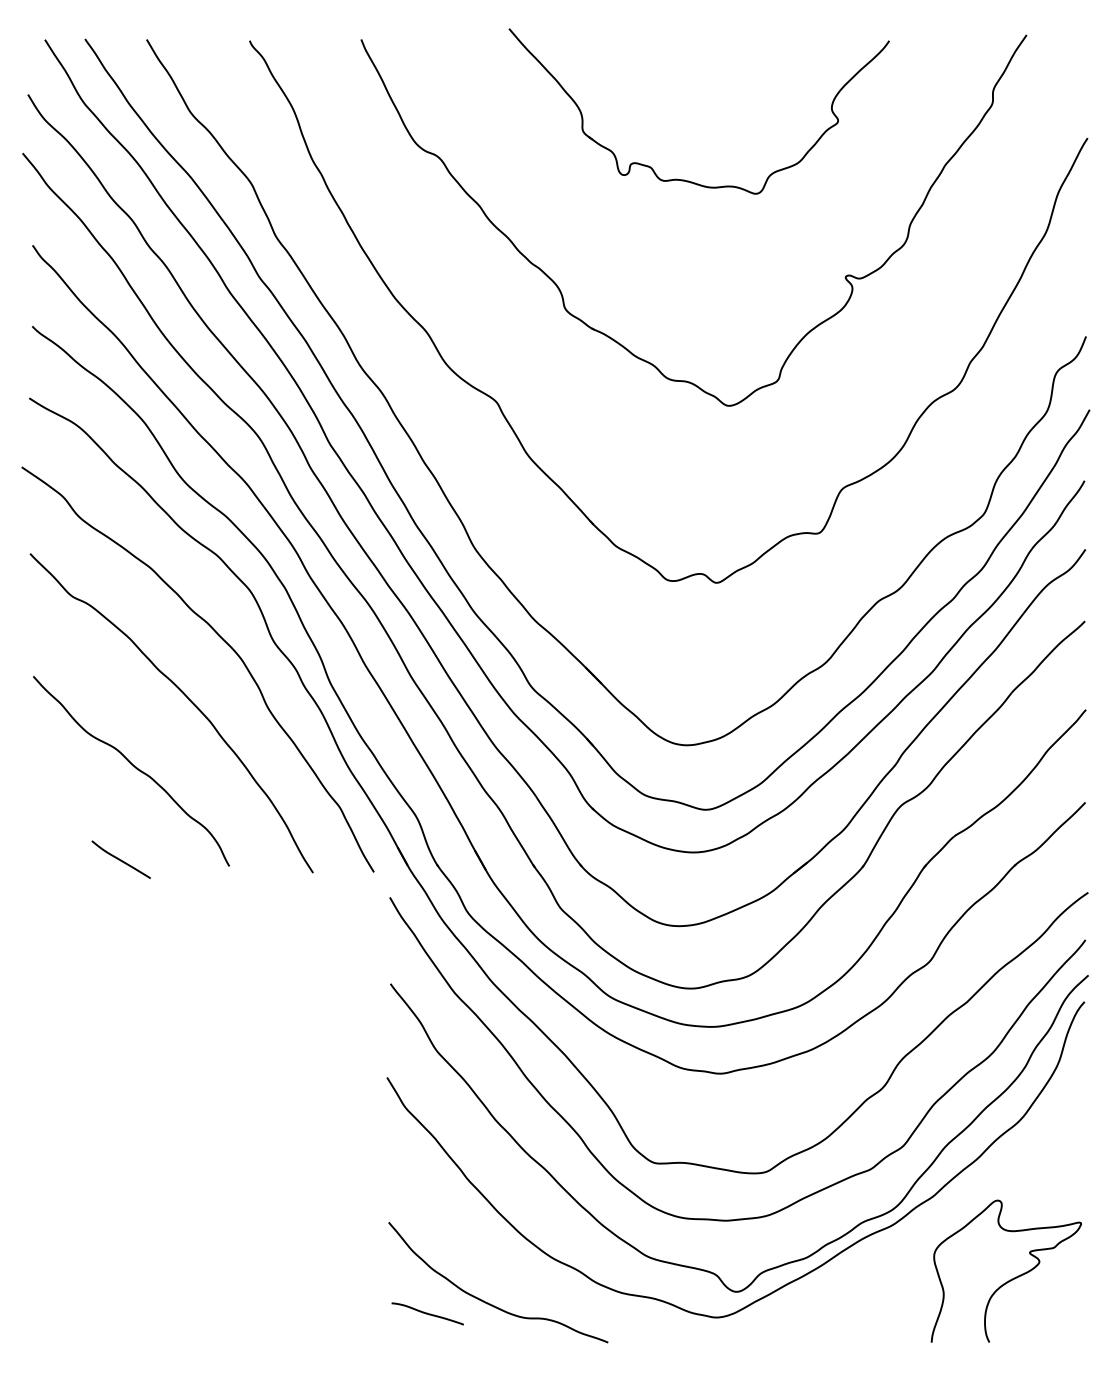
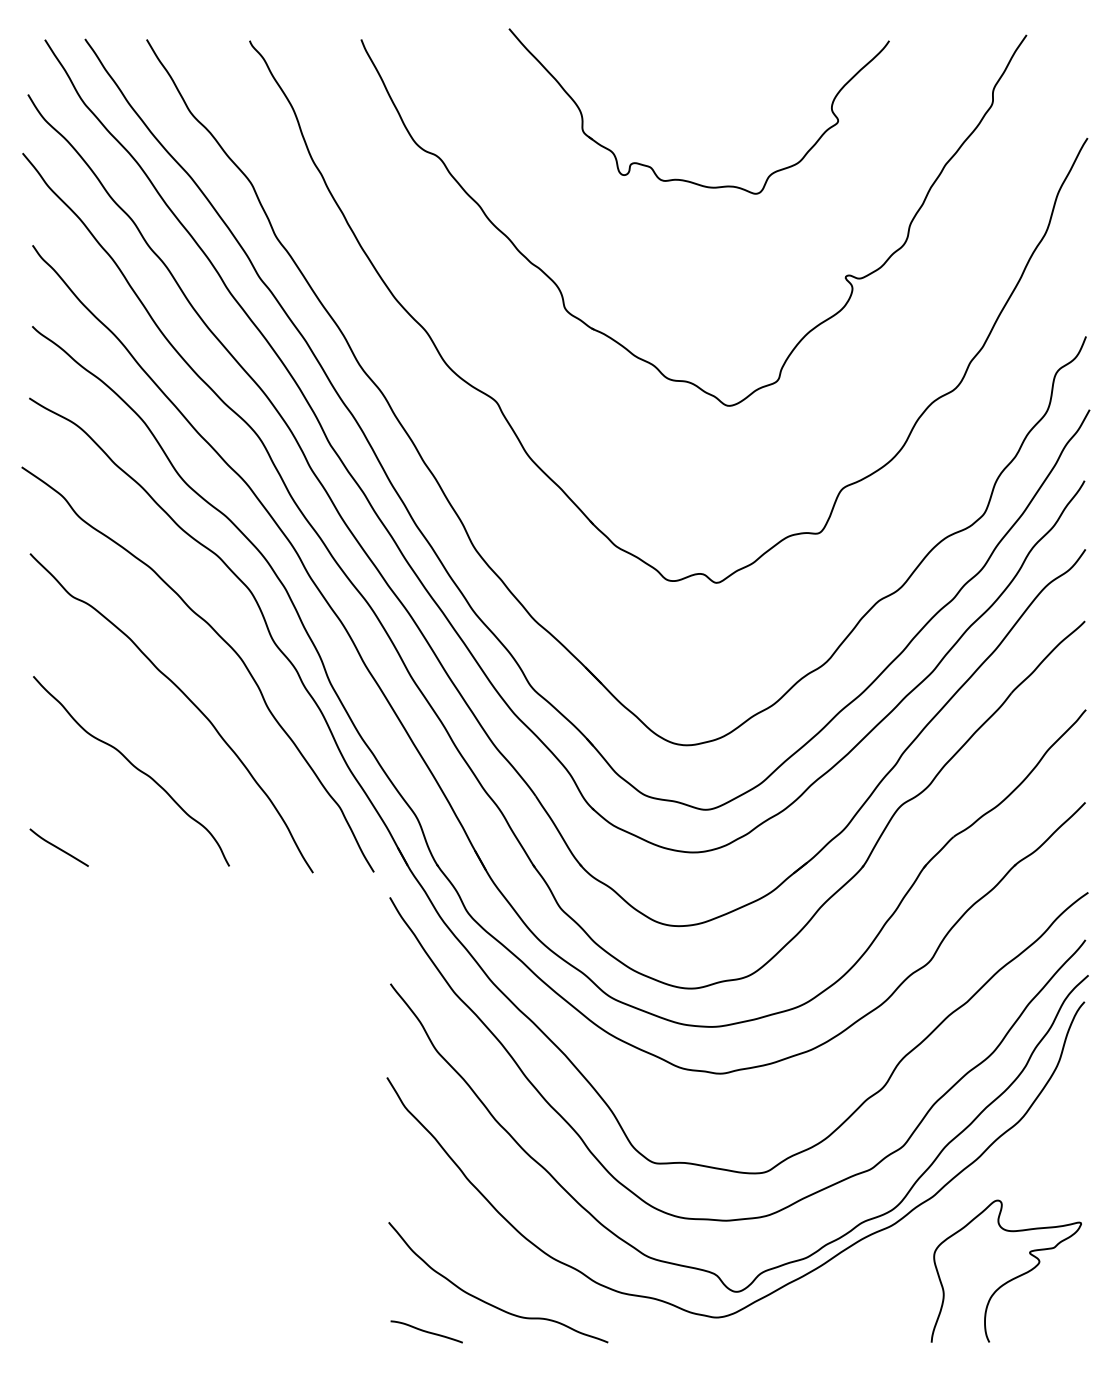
curve position: (120, 859) -> (58, 847) (58, 847)
curve position: (427, 1313) -> (426, 1331) (426, 1331)
